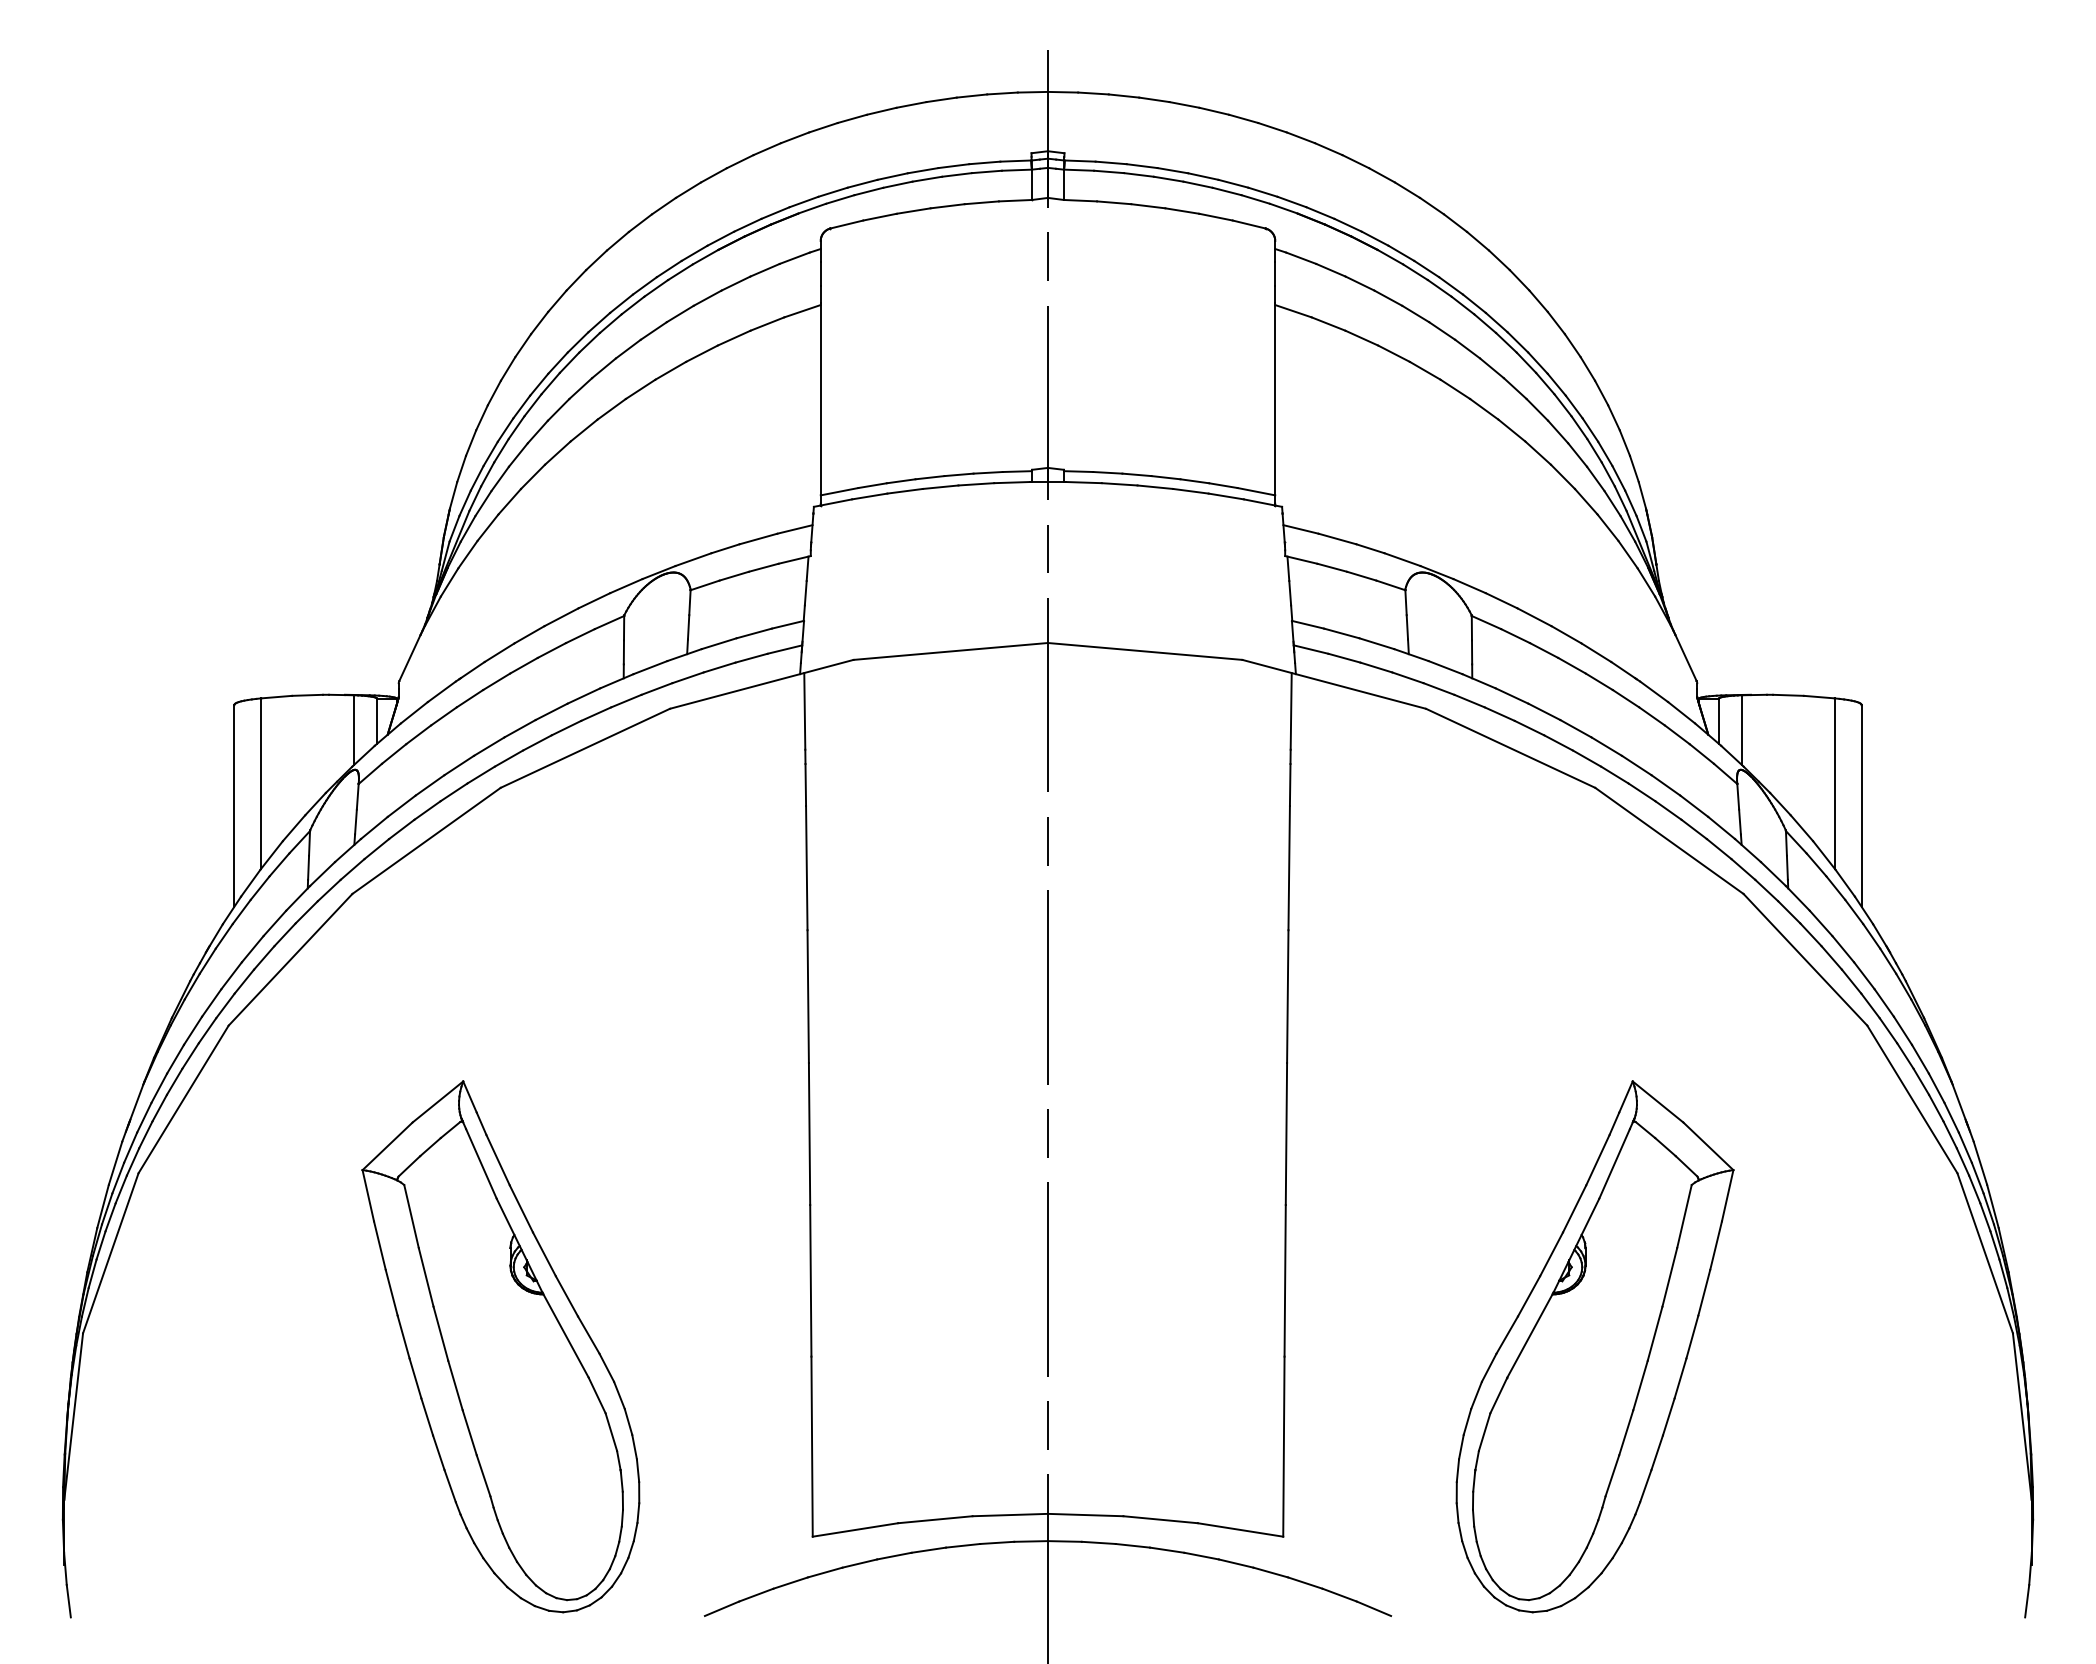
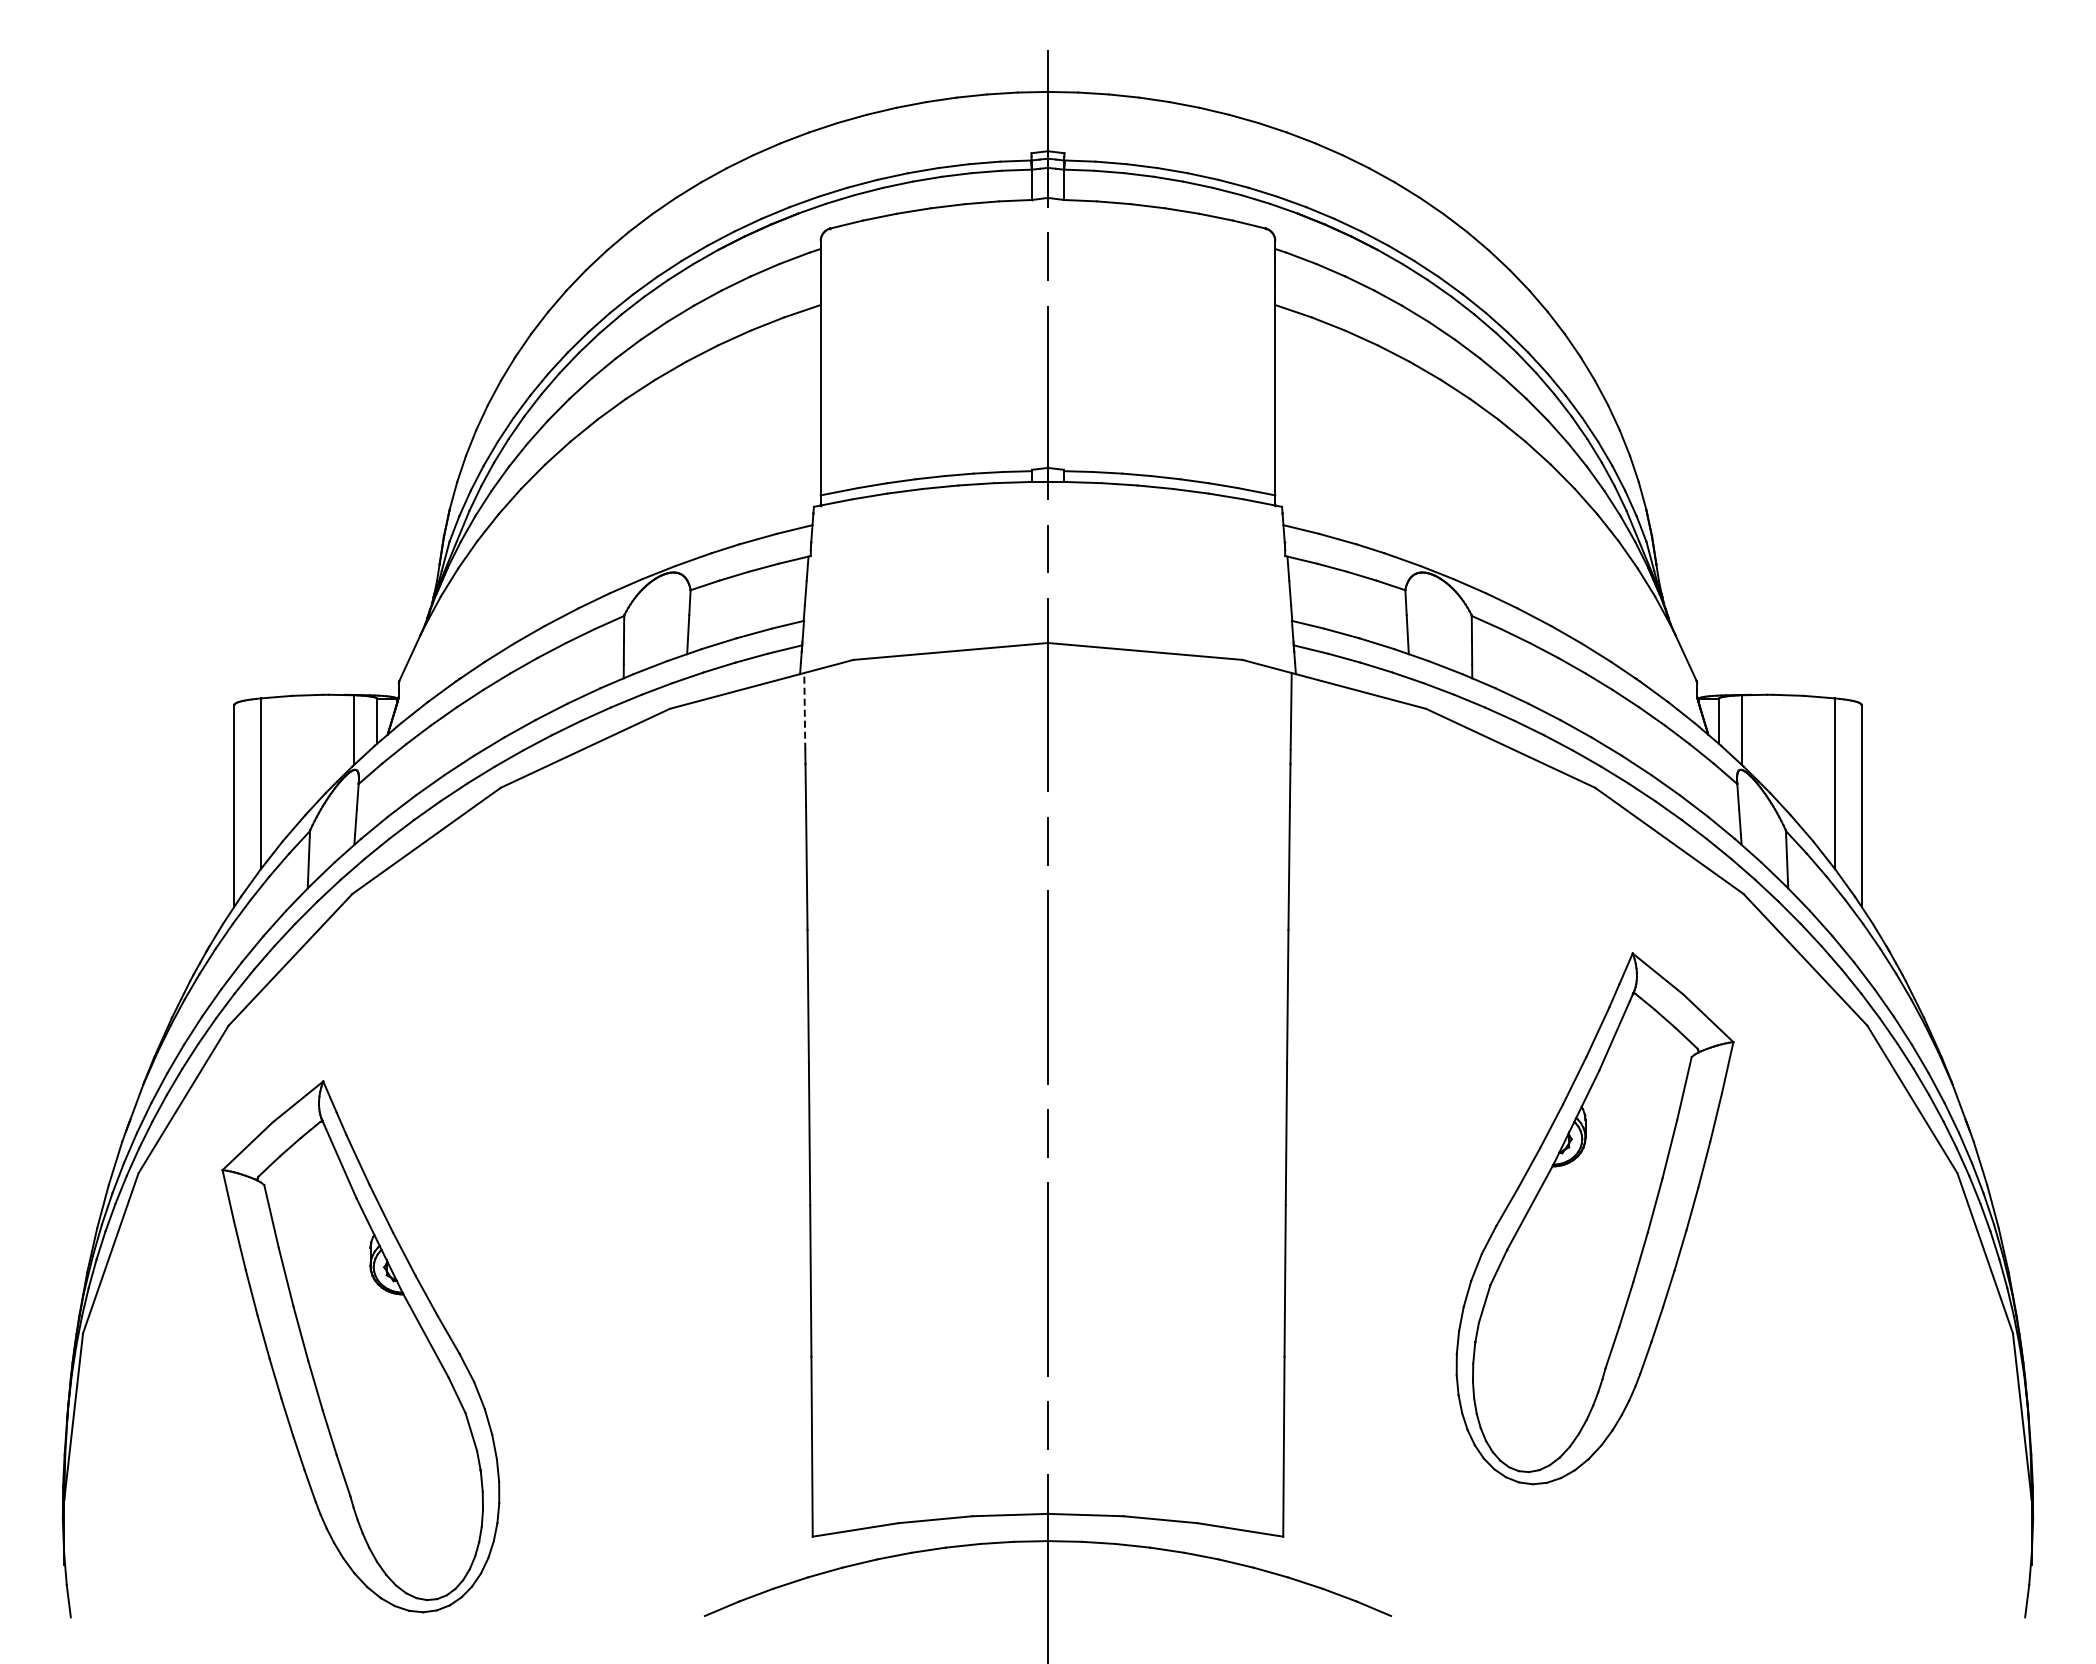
line: solid -> dashed (804, 710)
part position: (500, 1346) -> (360, 1346) (360, 1346)
part position: (1594, 1346) -> (1594, 1218) (1594, 1218)
